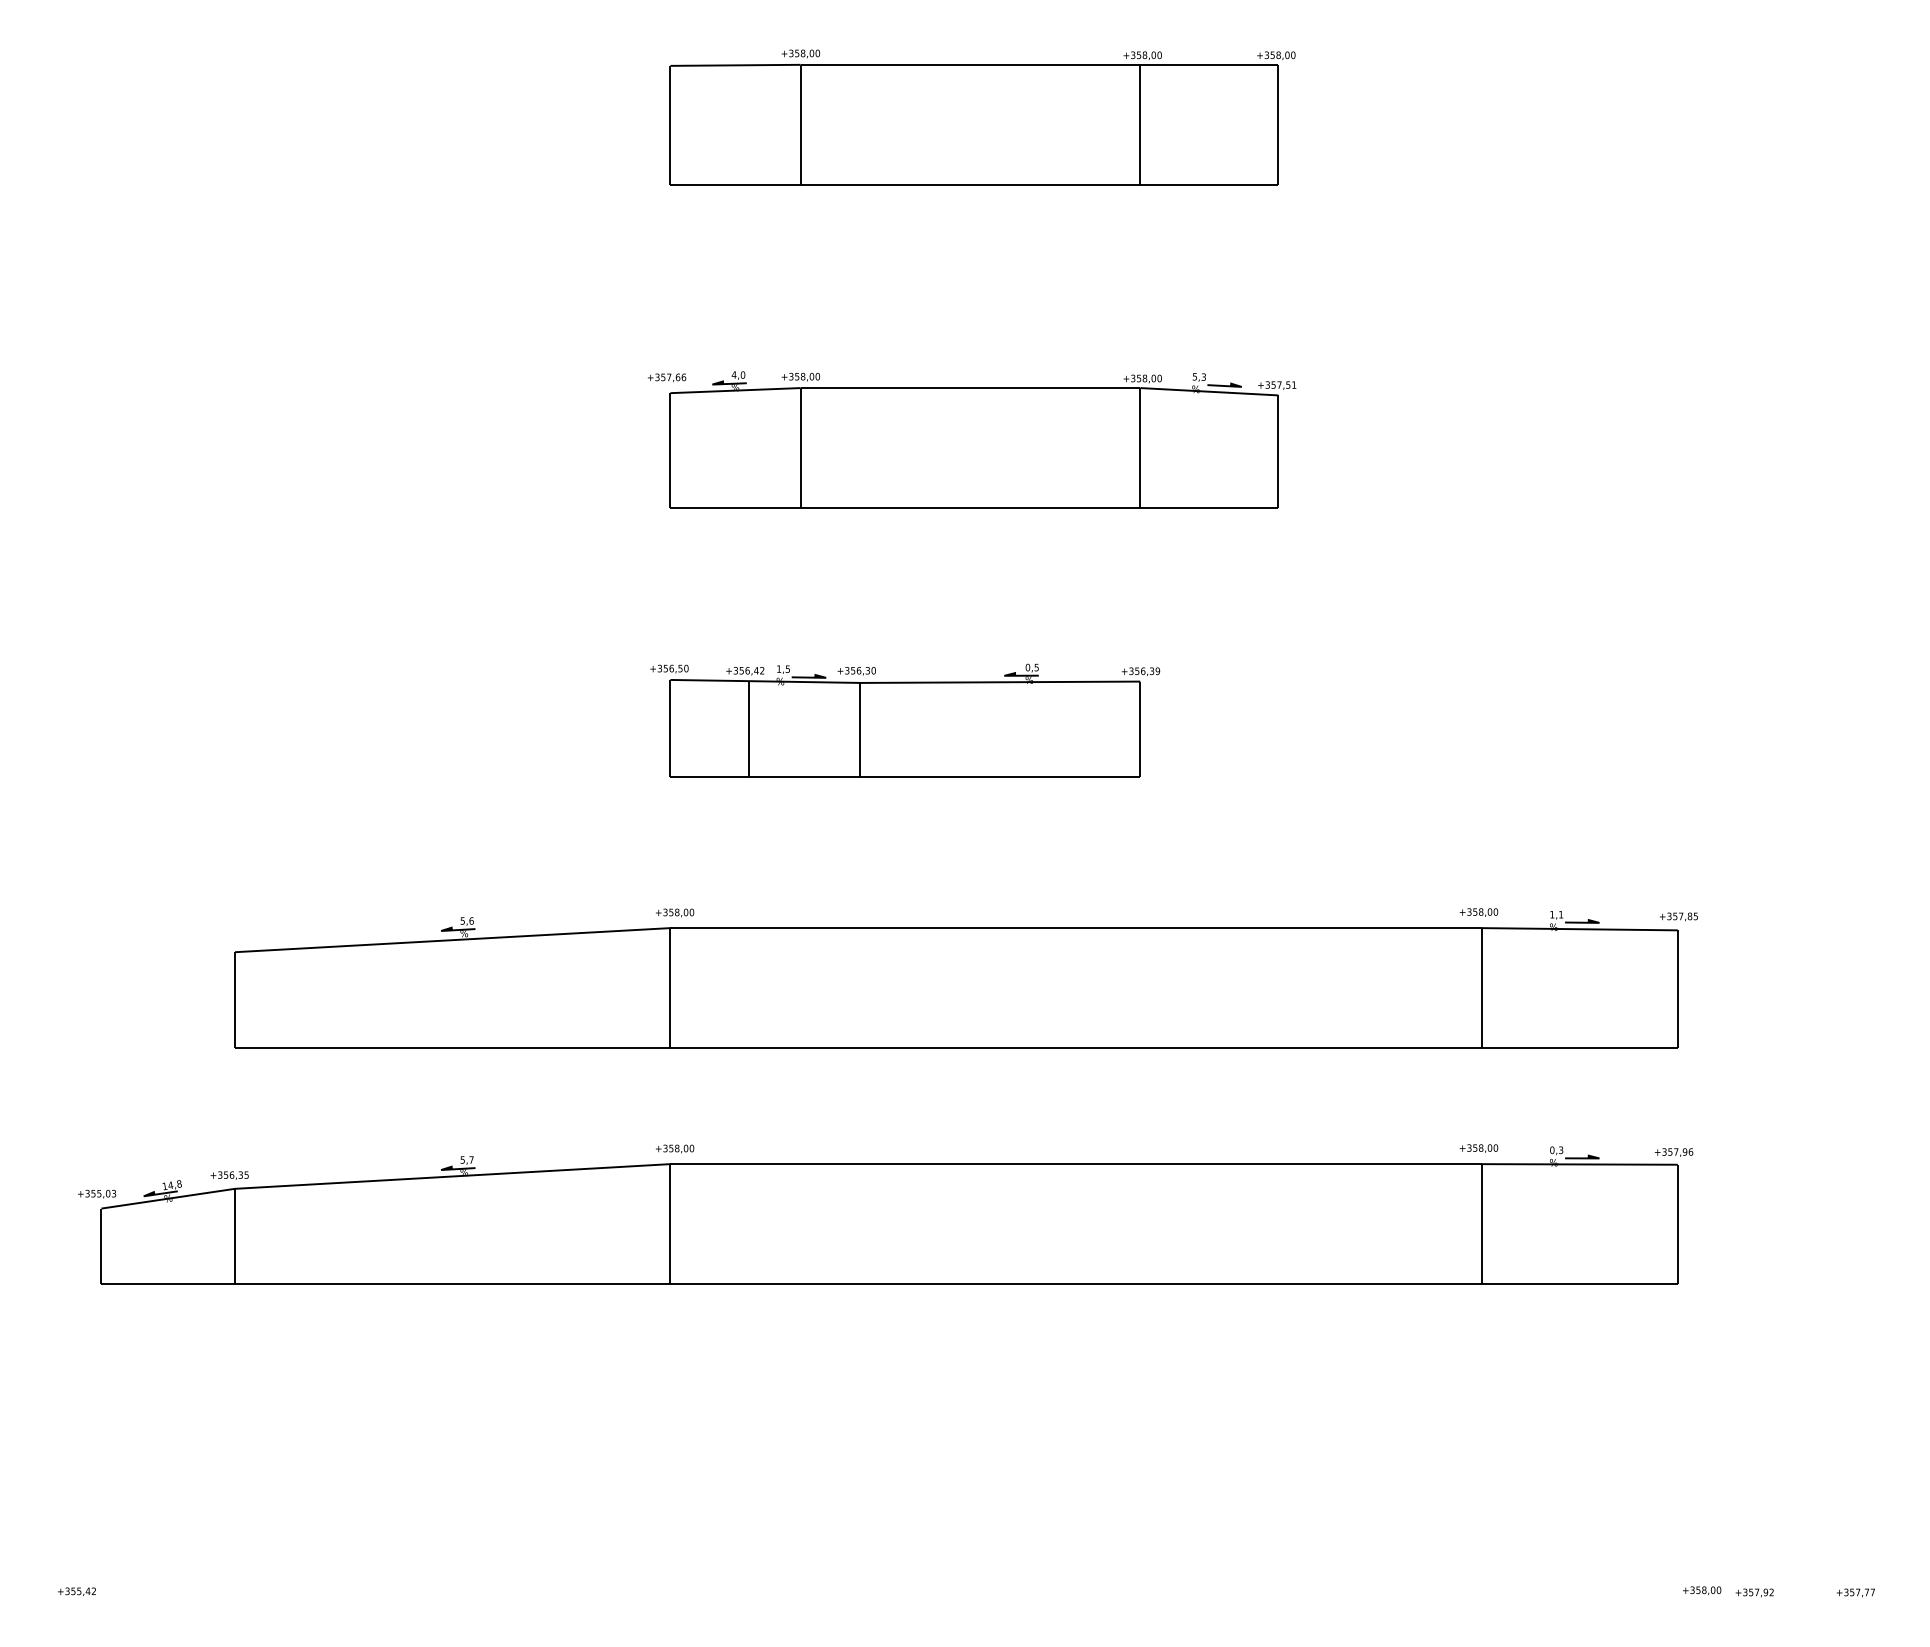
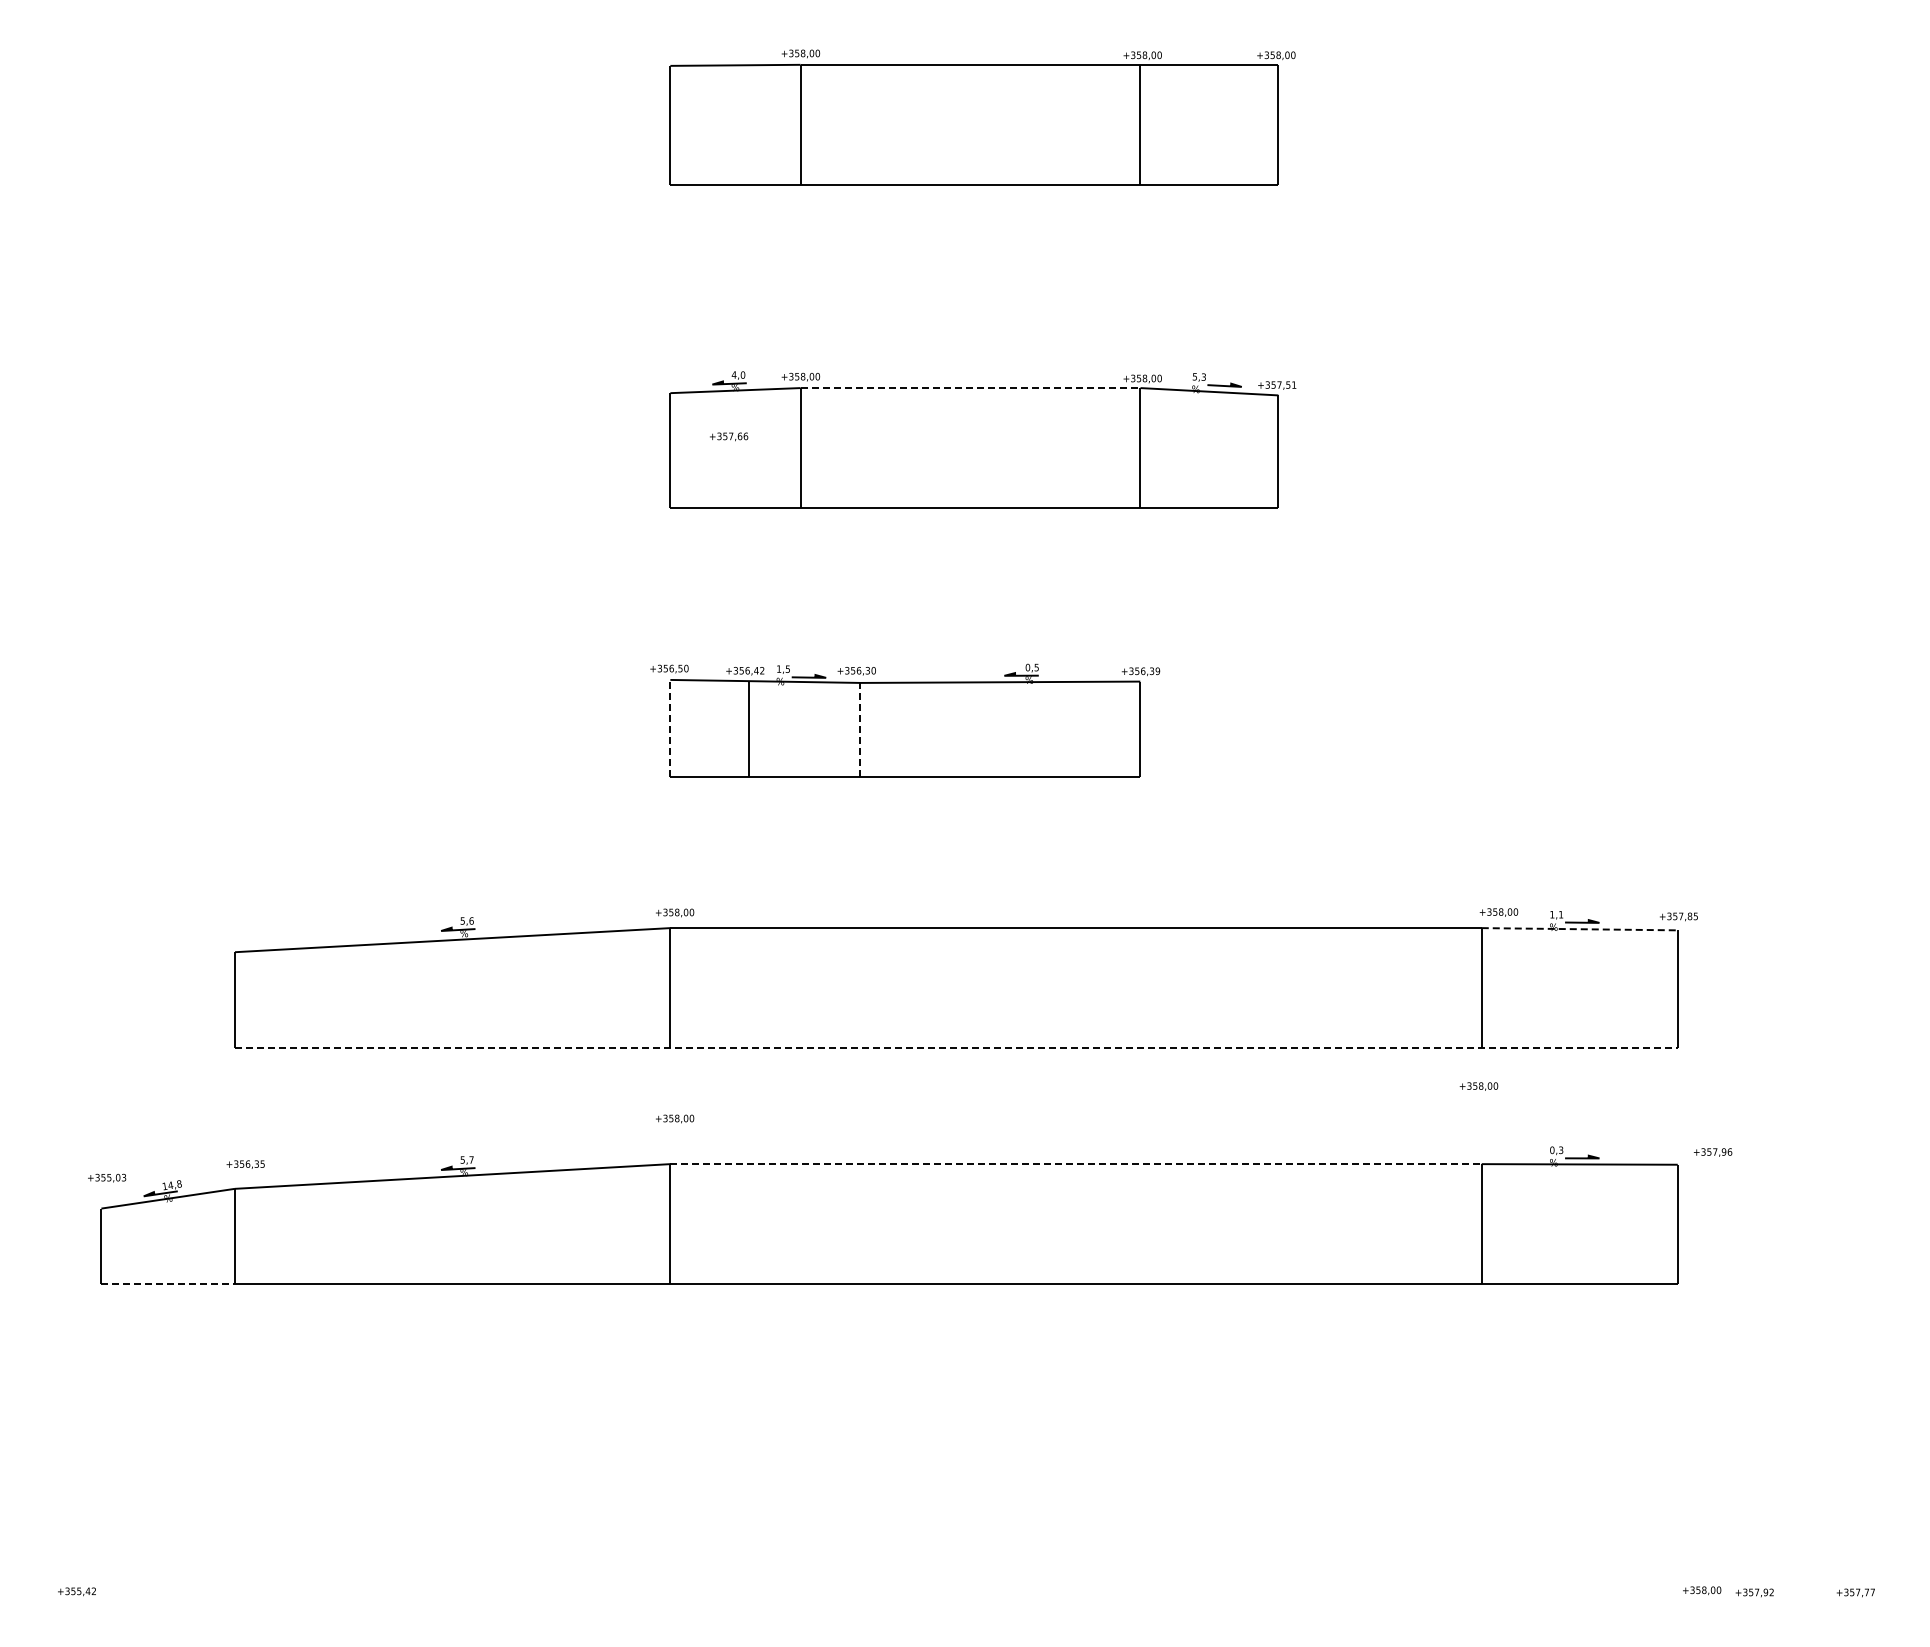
text position: (667, 377) -> (729, 436) (729, 436)
line: solid -> dashed (970, 388)
line: solid -> dashed (670, 728)
line: solid -> dashed (860, 729)
text position: (1478, 912) -> (1498, 912) (1498, 912)
line: solid -> dashed (1580, 929)
line: solid -> dashed (956, 1047)
text position: (675, 1148) -> (675, 1118) (675, 1118)
text position: (1478, 1148) -> (1478, 1086) (1478, 1086)
text position: (1674, 1152) -> (1713, 1152) (1713, 1152)
line: solid -> dashed (1076, 1164)
text position: (229, 1175) -> (245, 1164) (245, 1164)
text position: (97, 1193) -> (107, 1177) (107, 1177)
line: solid -> dashed (168, 1283)
